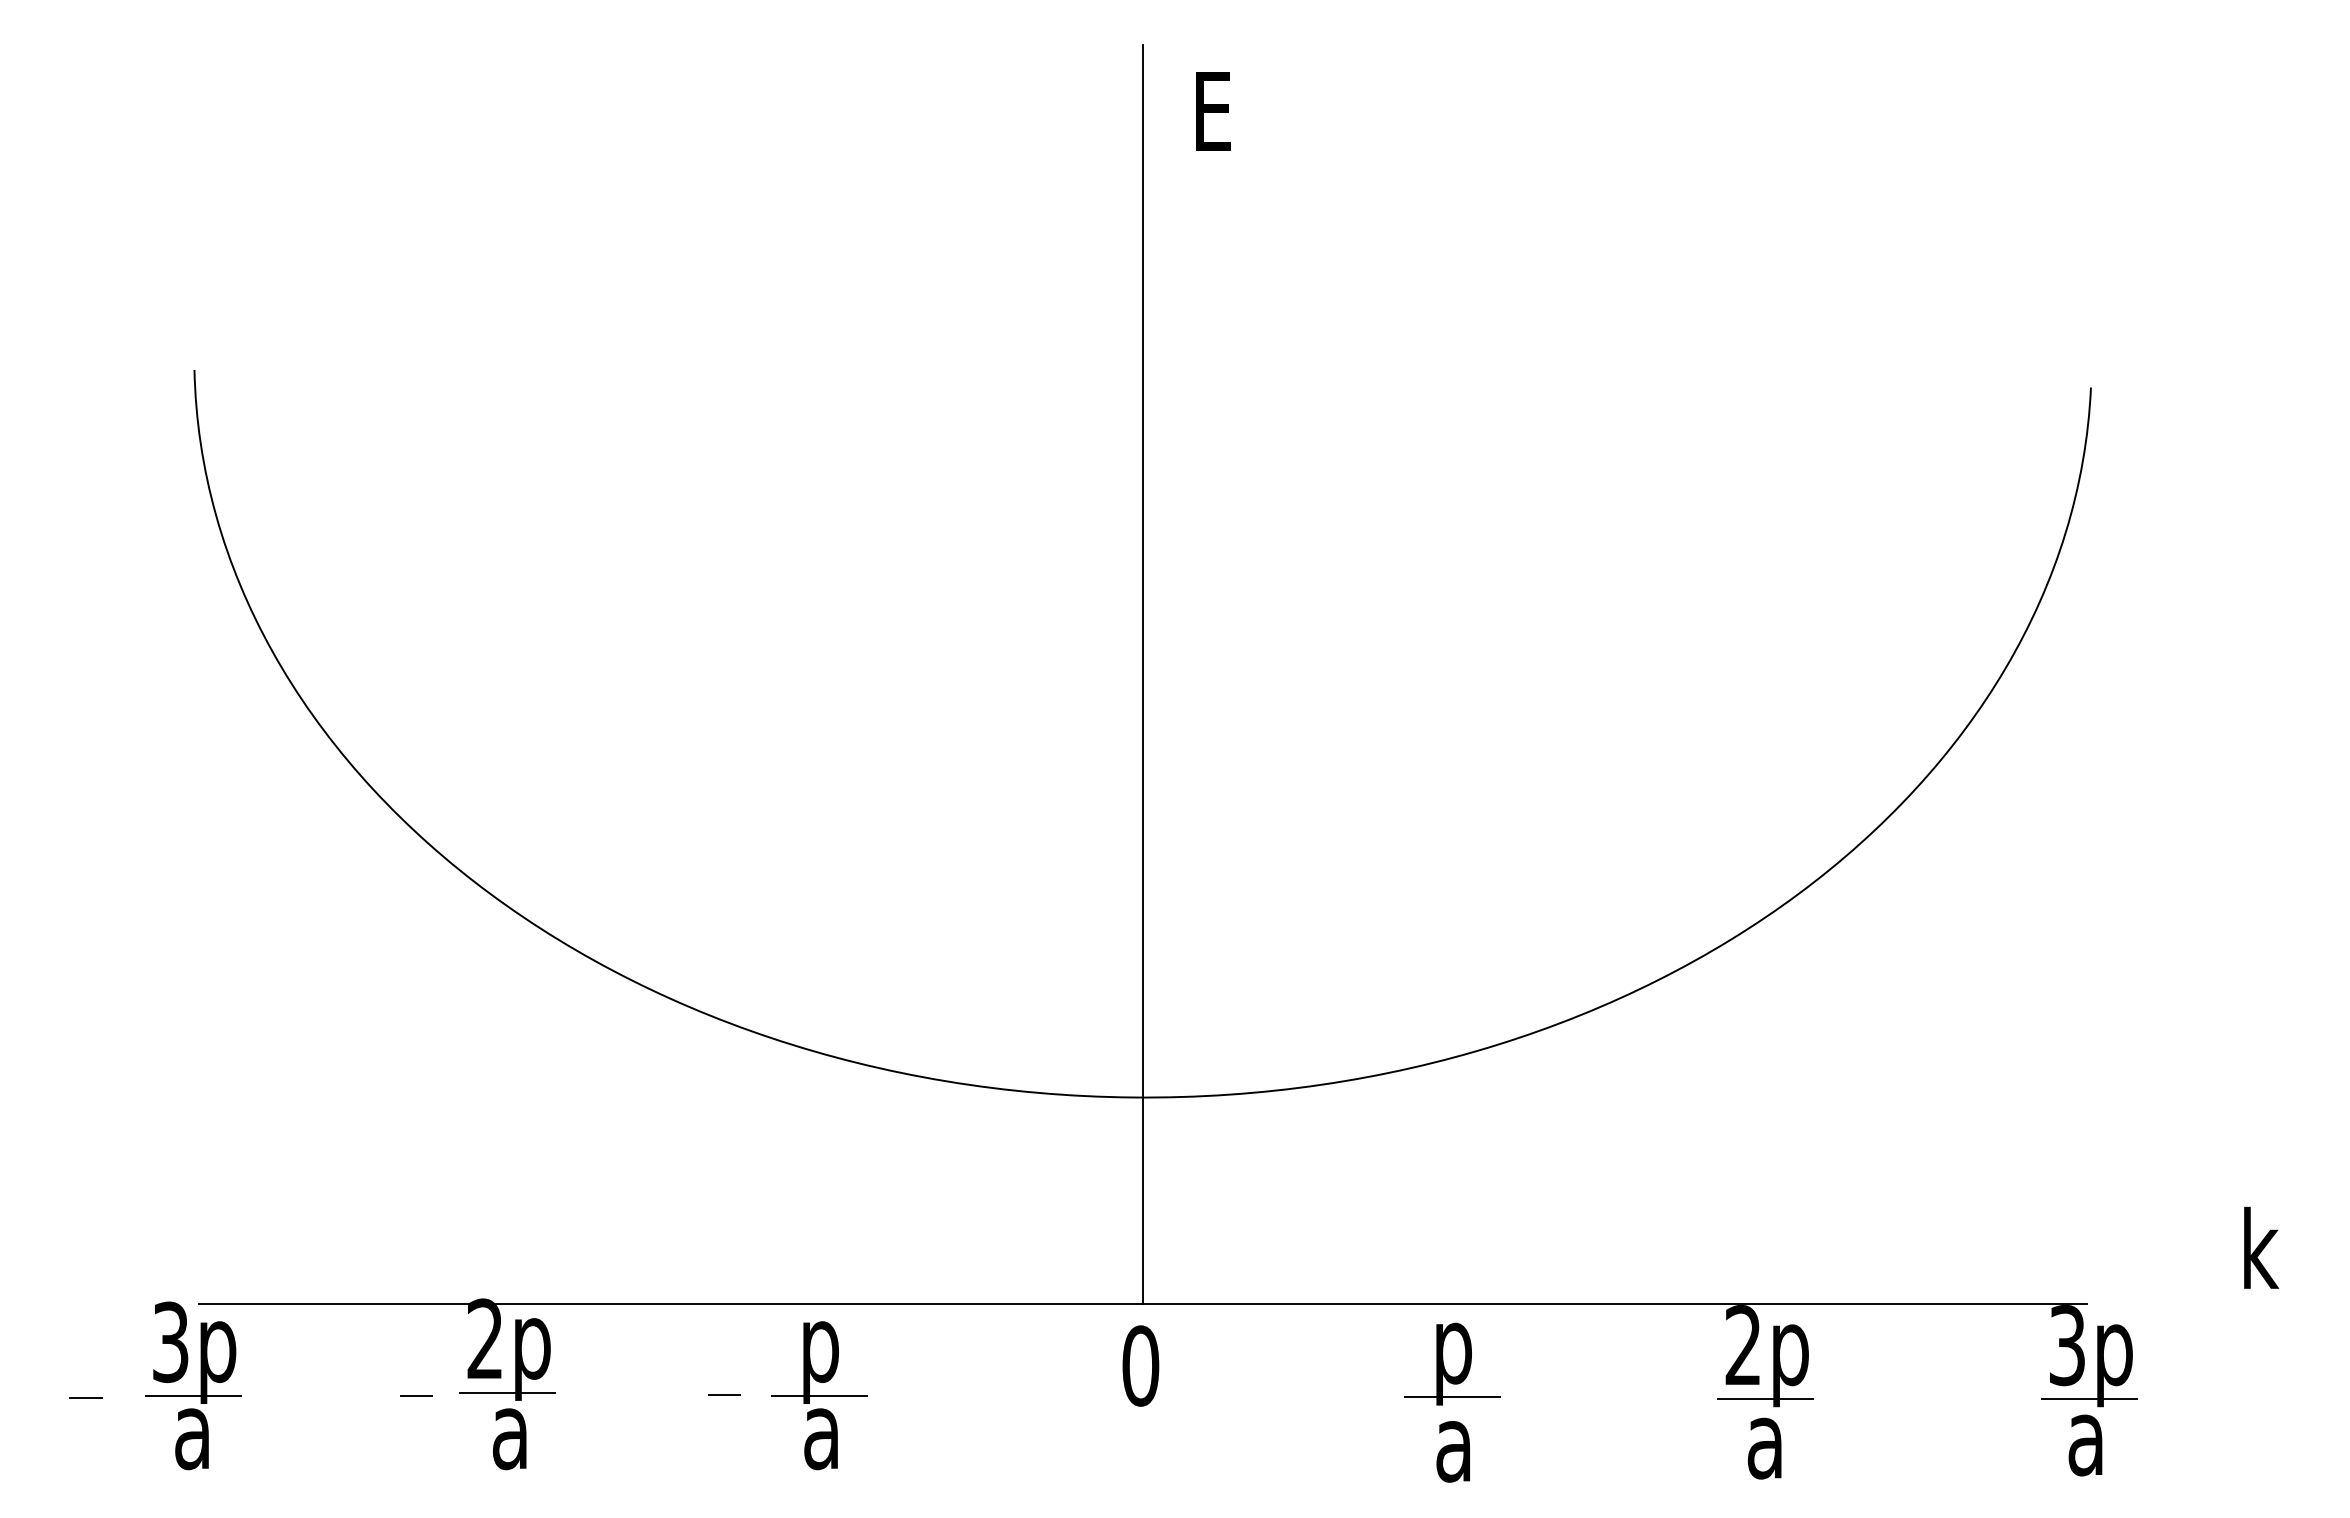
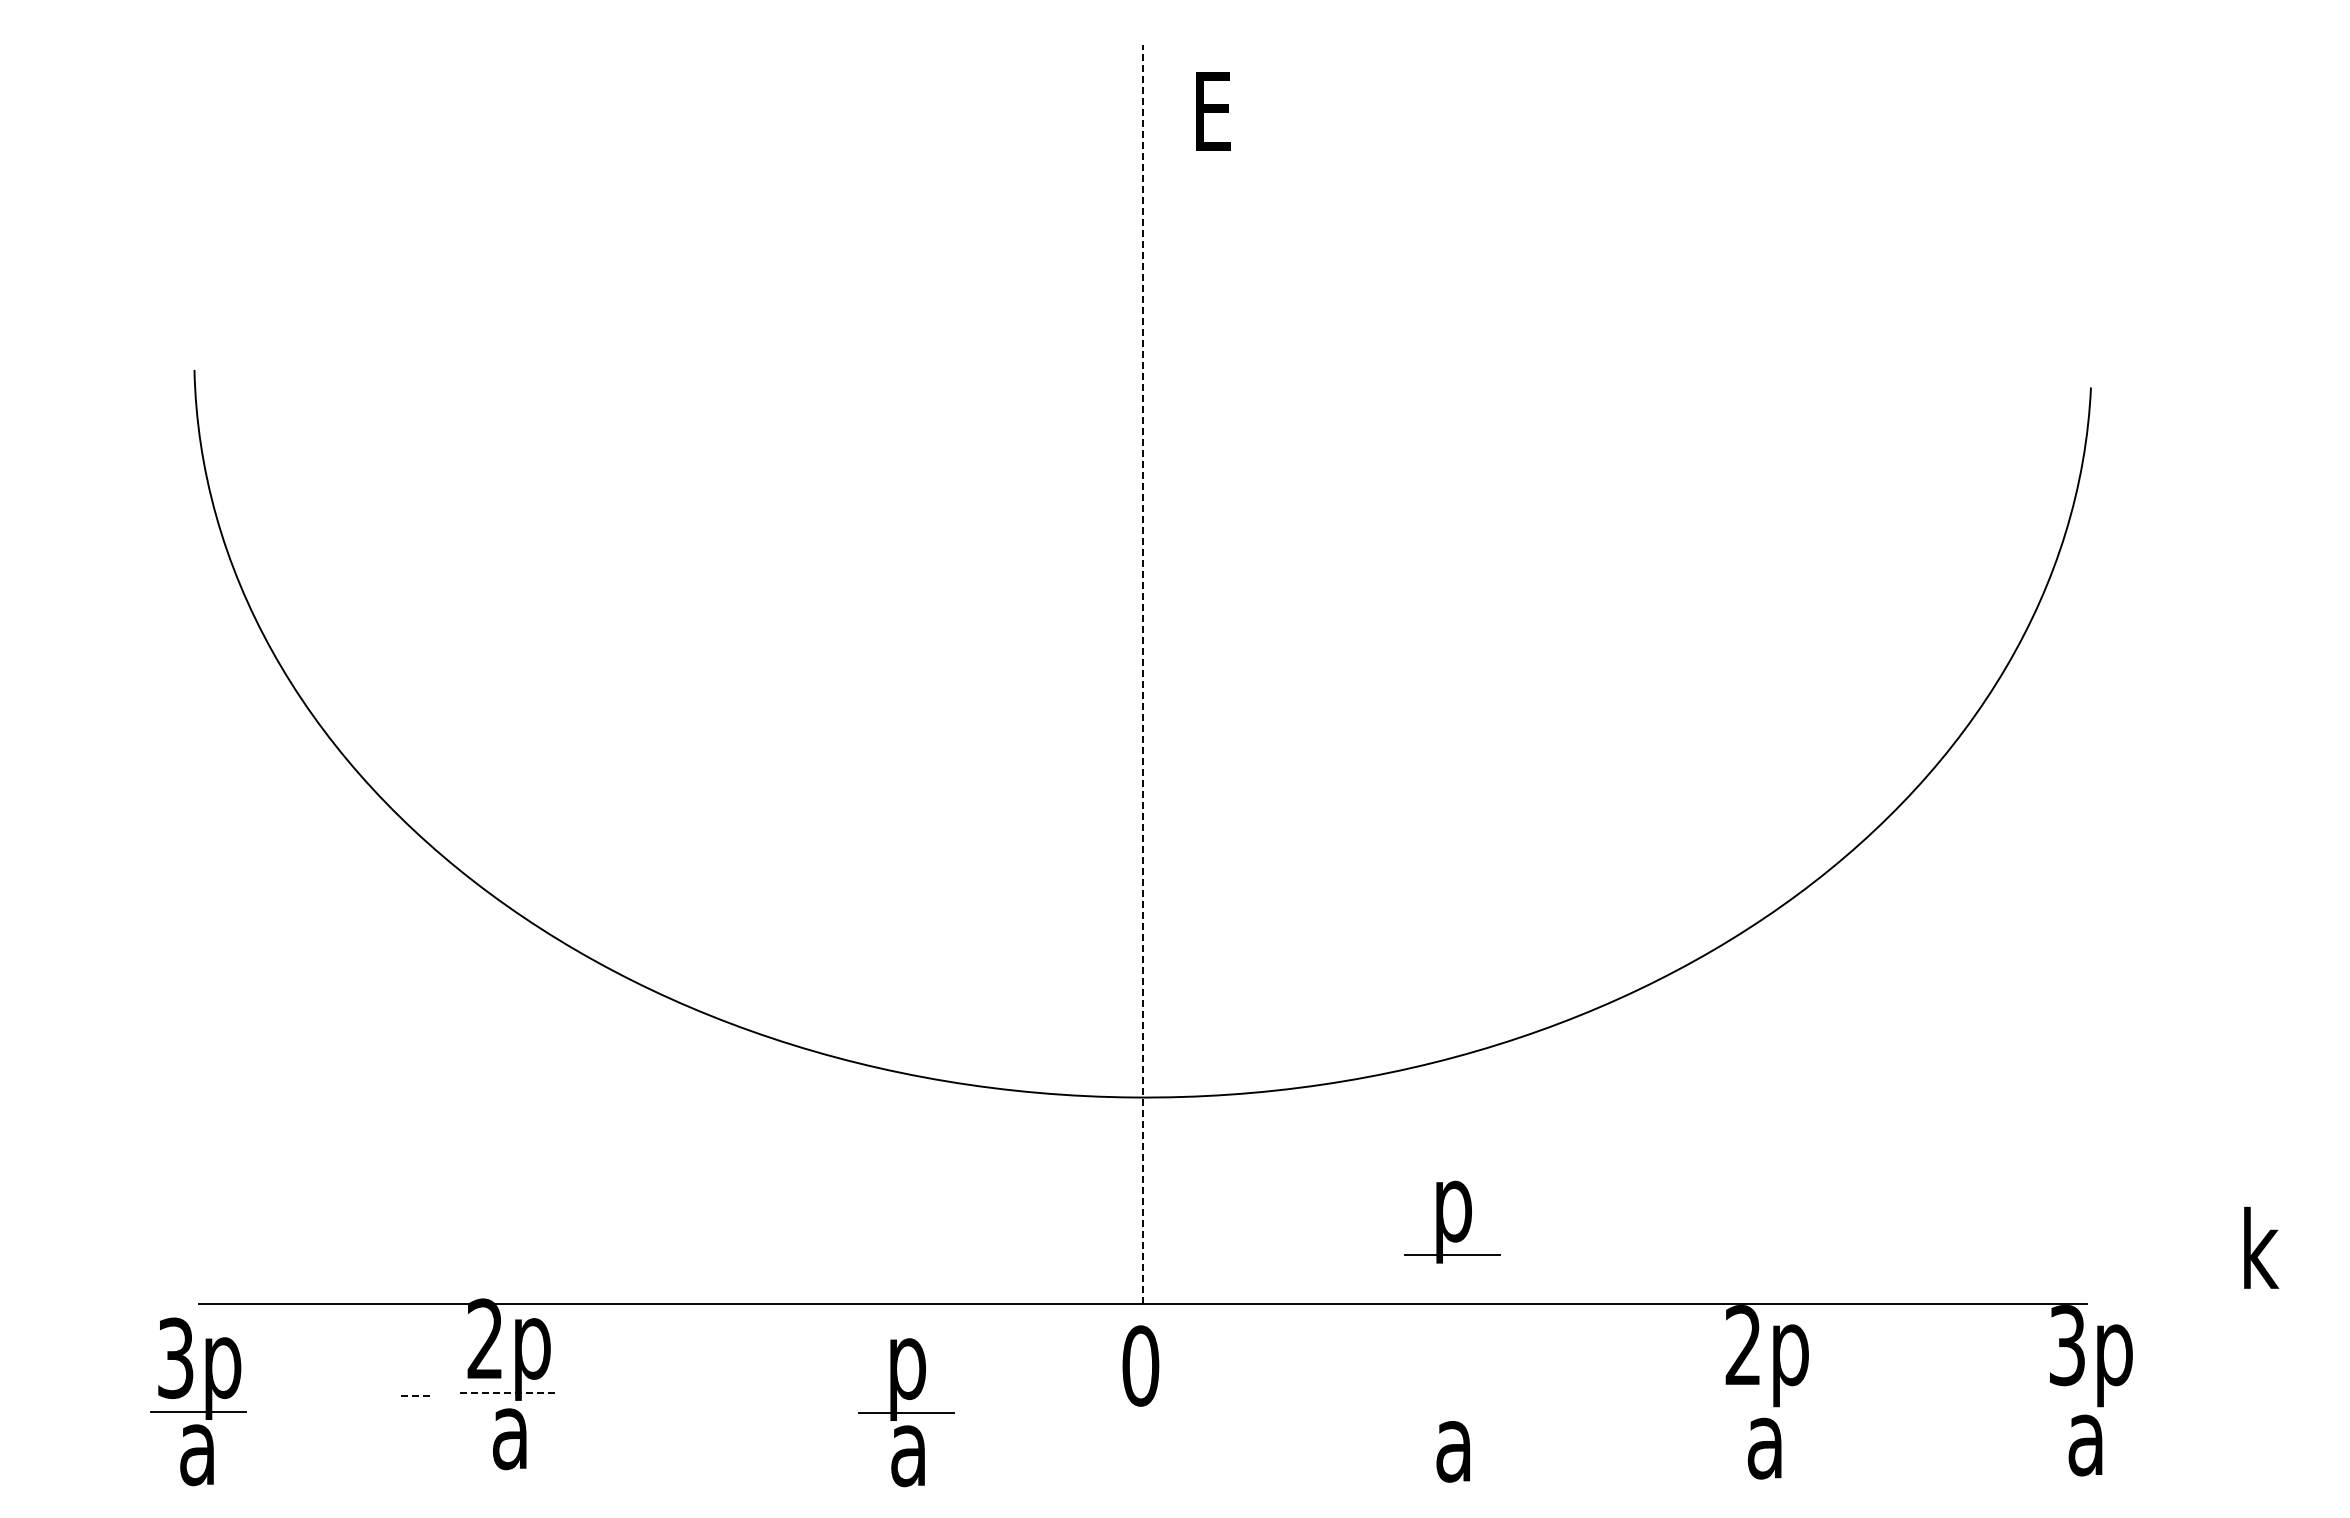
line: solid -> dashed (1142, 674)
part position: (1452, 1363) -> (1452, 1221) (1452, 1221)
part position: (200, 1385) -> (205, 1401) (205, 1401)
line: solid -> dashed (508, 1392)
line: present -> none (724, 1394)
line: solid -> dashed (416, 1395)
part position: (819, 1395) -> (906, 1412) (906, 1412)
line: present -> none (85, 1397)
line: present -> none (1765, 1399)
line: present -> none (2089, 1399)
